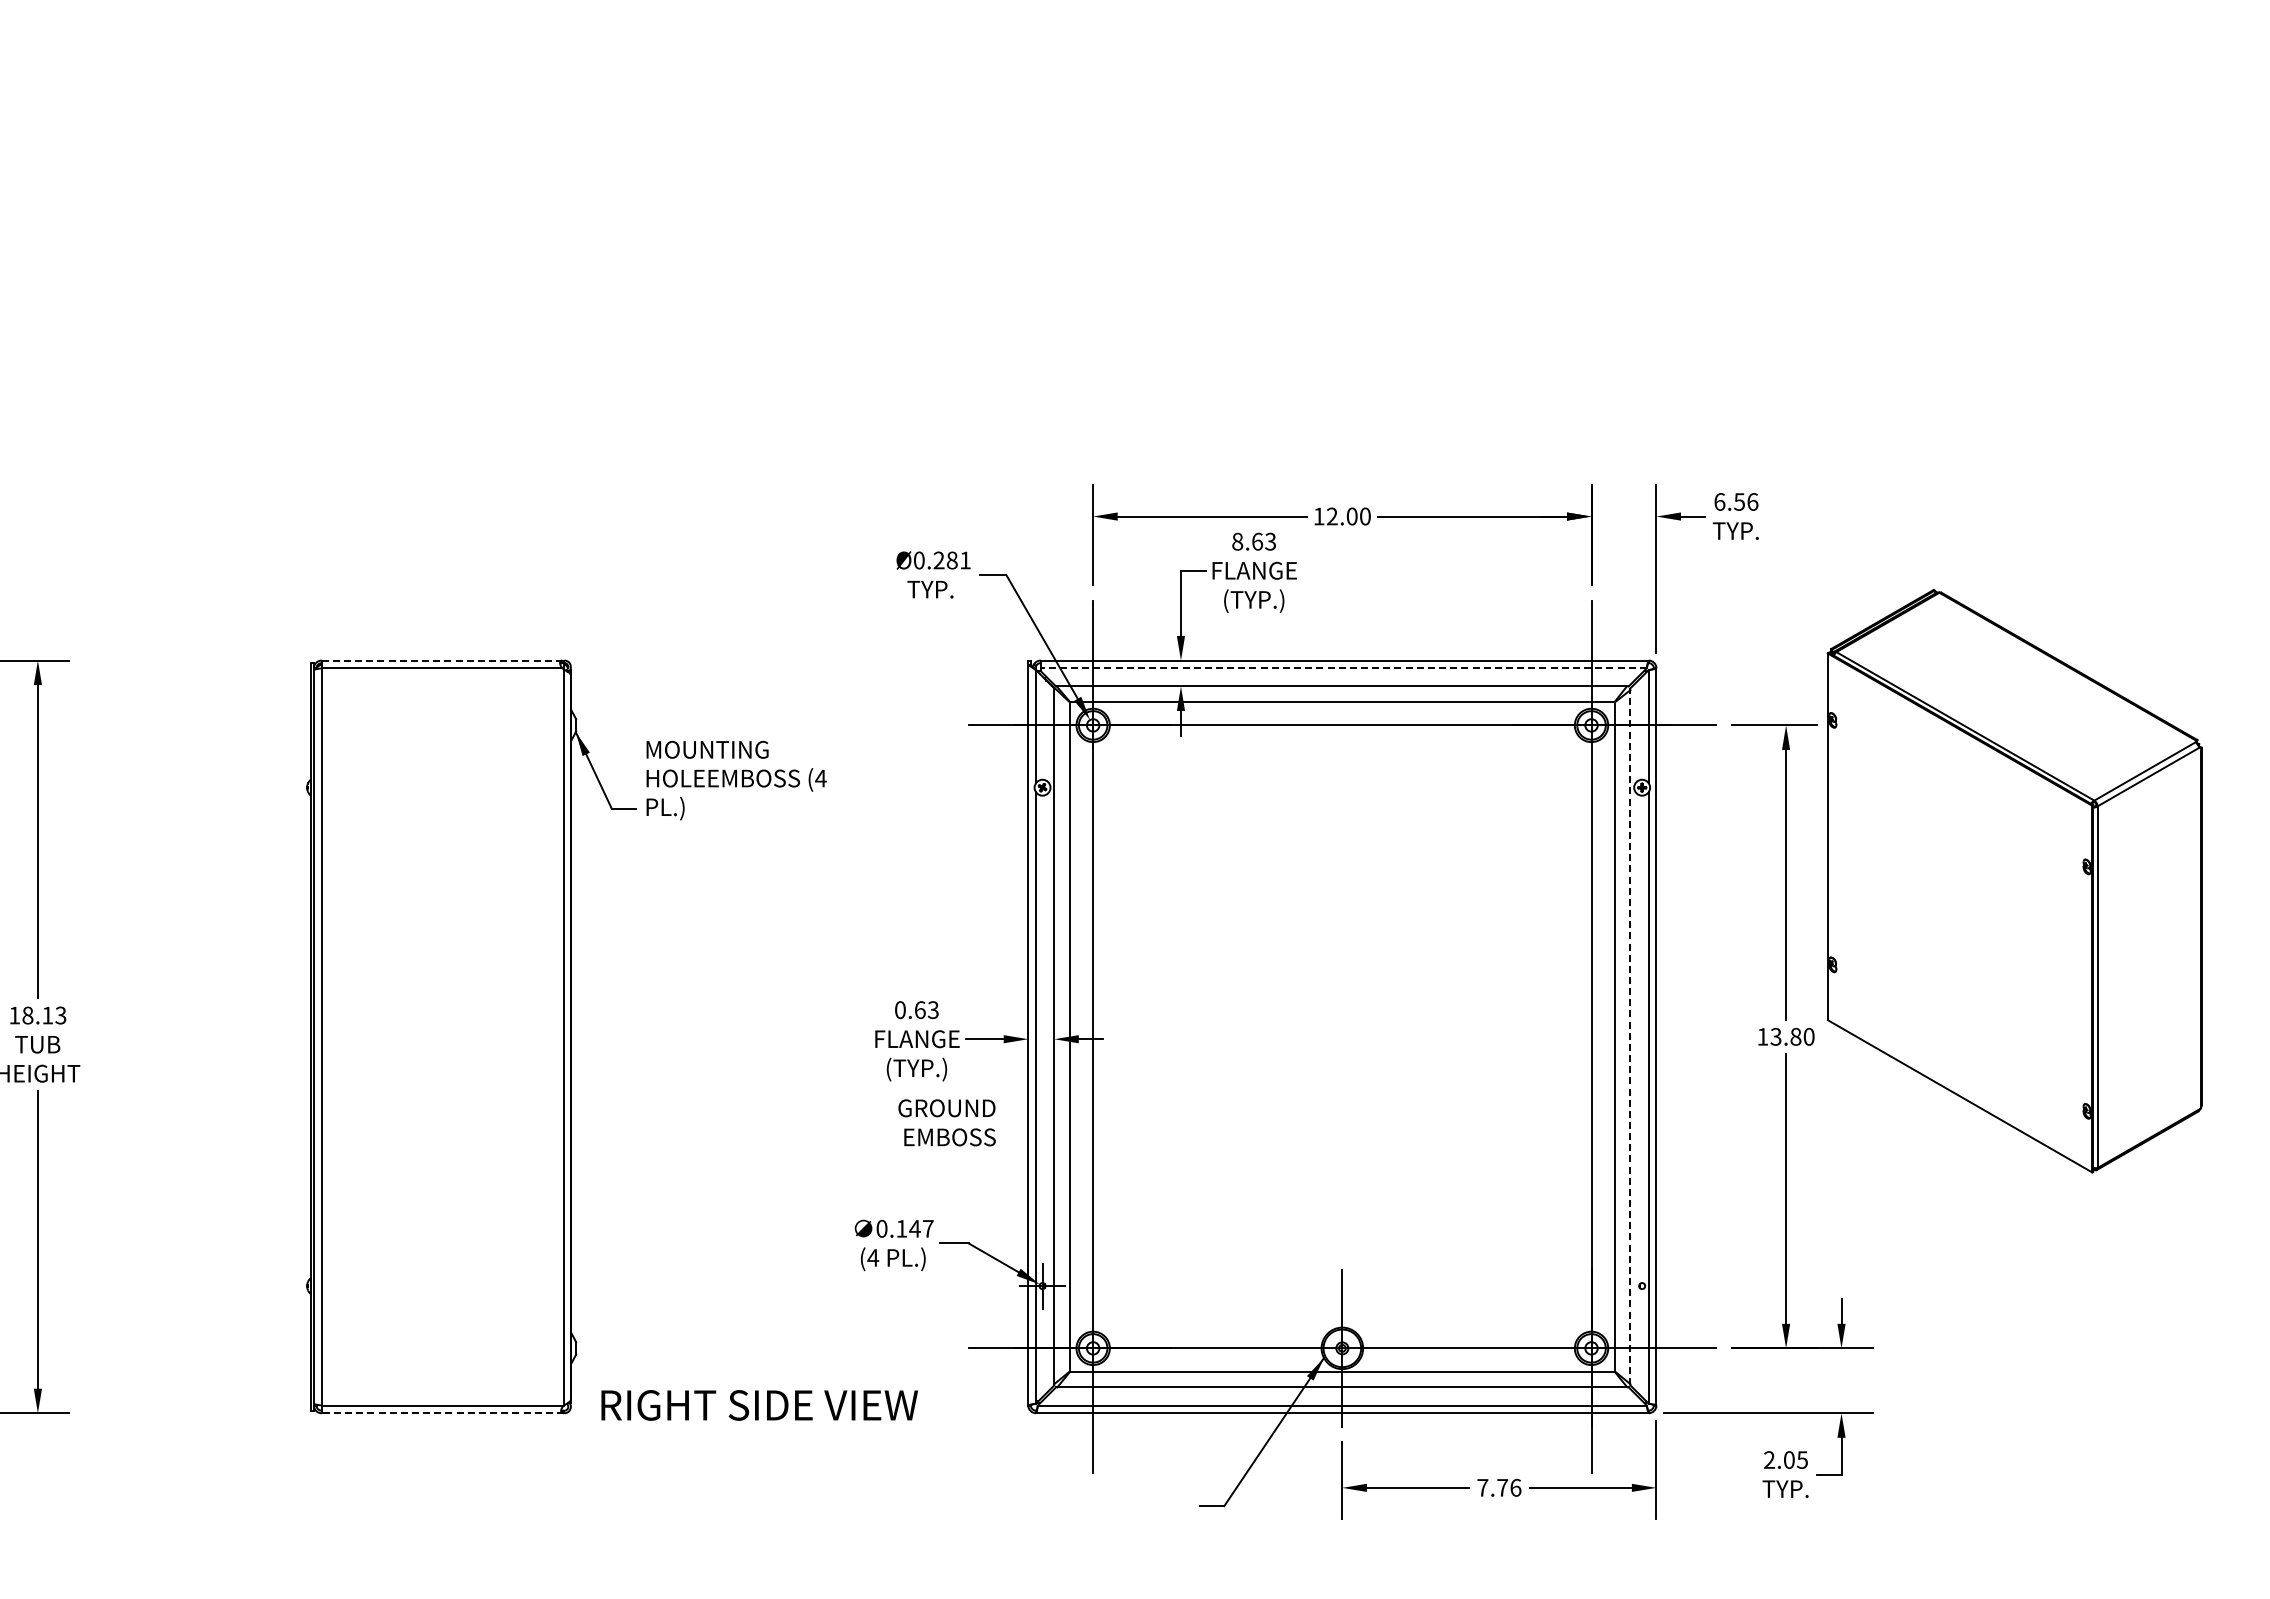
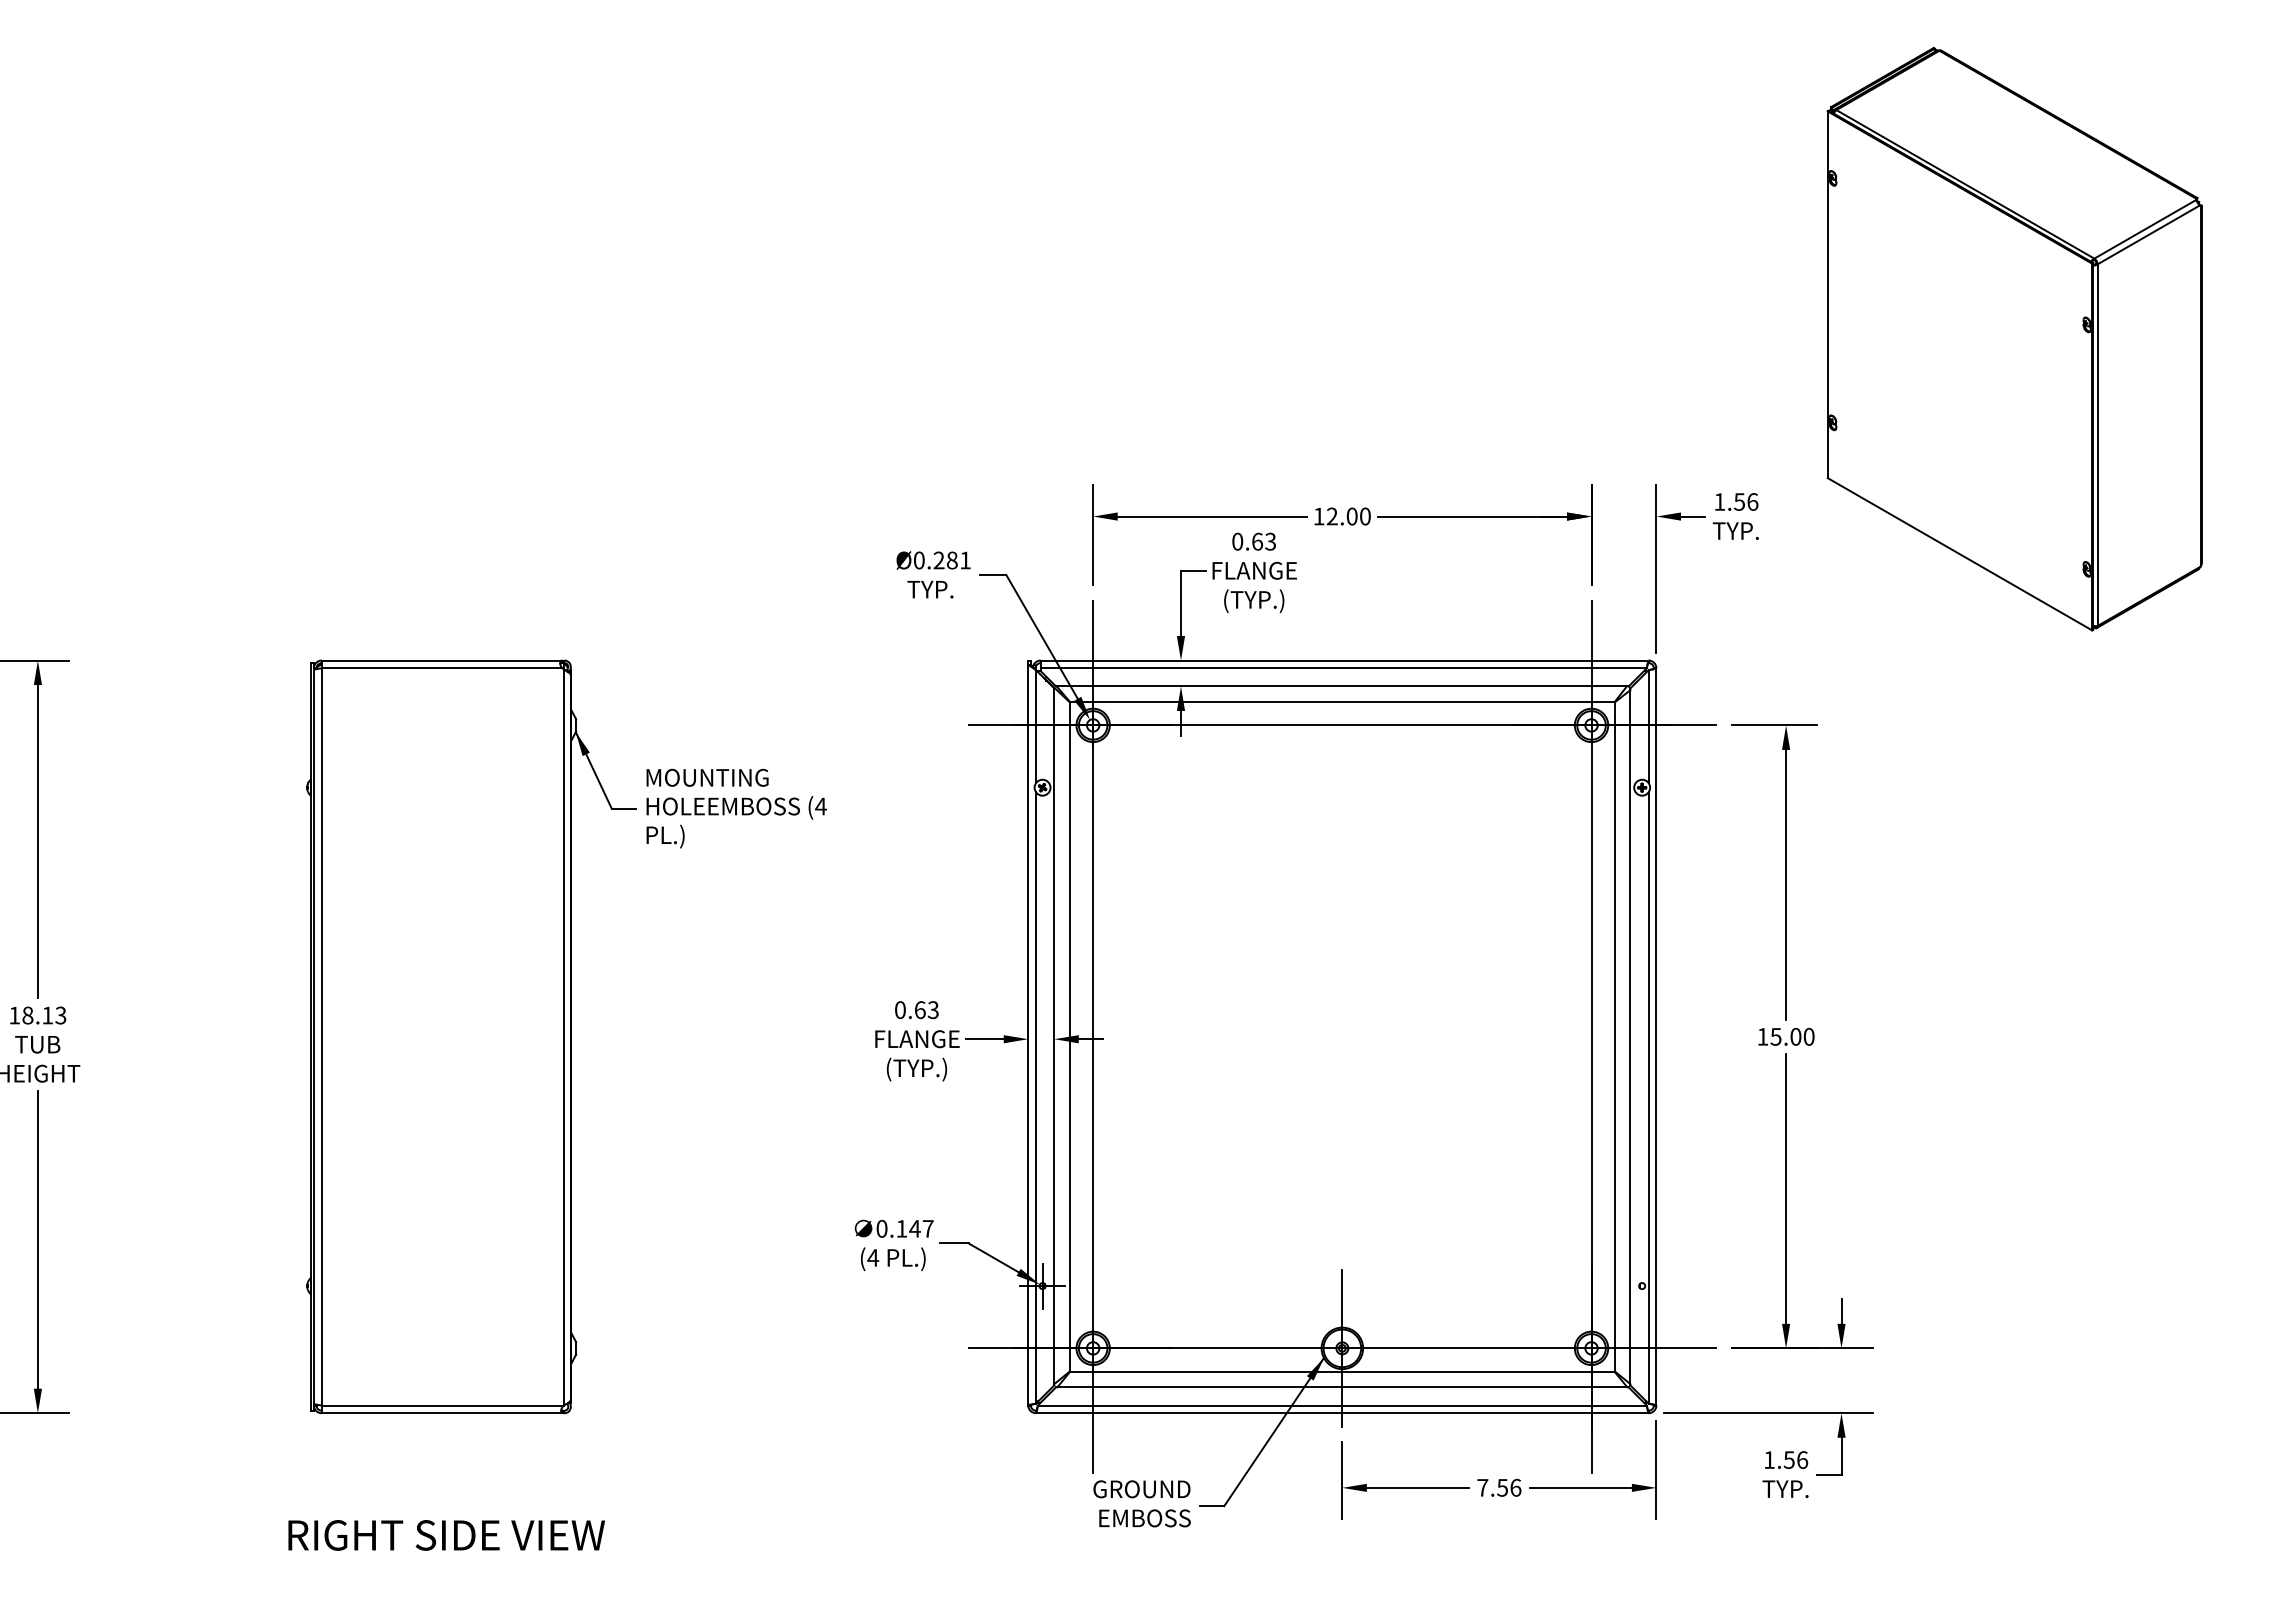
text: 6.56 -> 1.56 (1719, 501)
text: 8.63 -> 0.63 (1237, 541)
line: dashed -> solid (442, 660)
line: dashed -> solid (1343, 668)
text position: (736, 780) -> (736, 808) (736, 808)
part position: (2014, 880) -> (2014, 338) (2014, 338)
line: dashed -> solid (1630, 1036)
text: 13.80 -> 15.00 (1786, 1036)
text position: (946, 1122) -> (1141, 1503) (1141, 1503)
text position: (759, 1405) -> (446, 1535) (446, 1535)
line: dashed -> solid (442, 1413)
text: 2.05 -> 1.56 (1786, 1459)
text: 7.76 -> 7.56 (1502, 1487)
